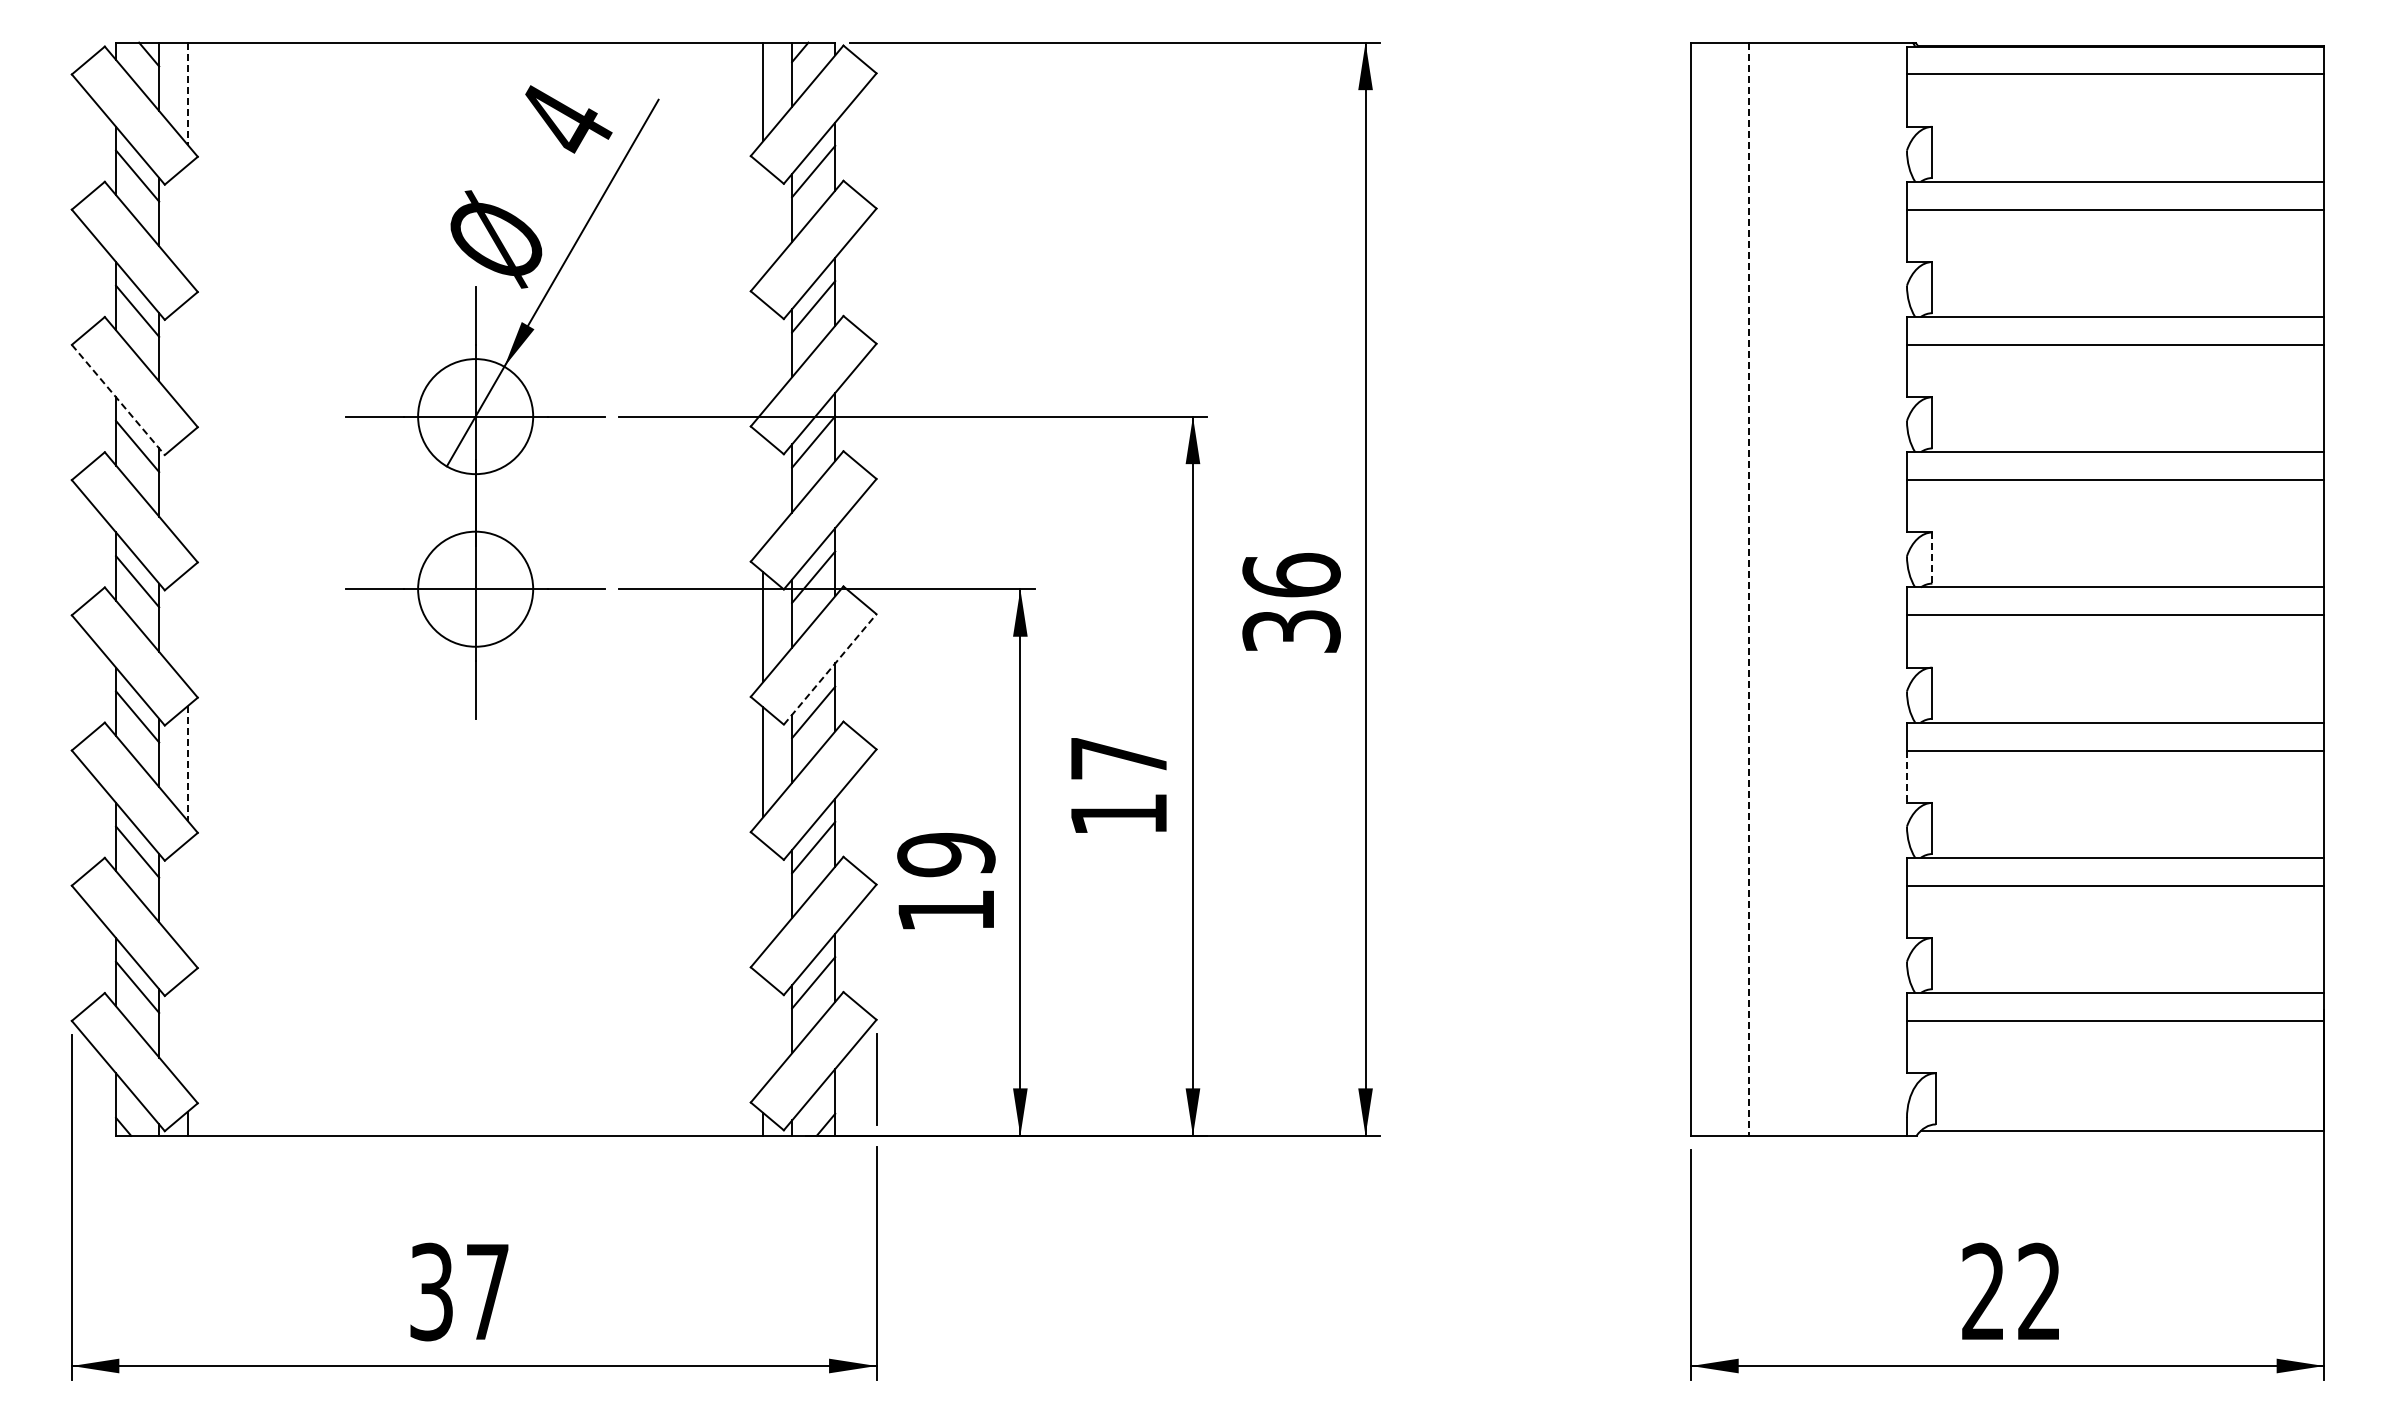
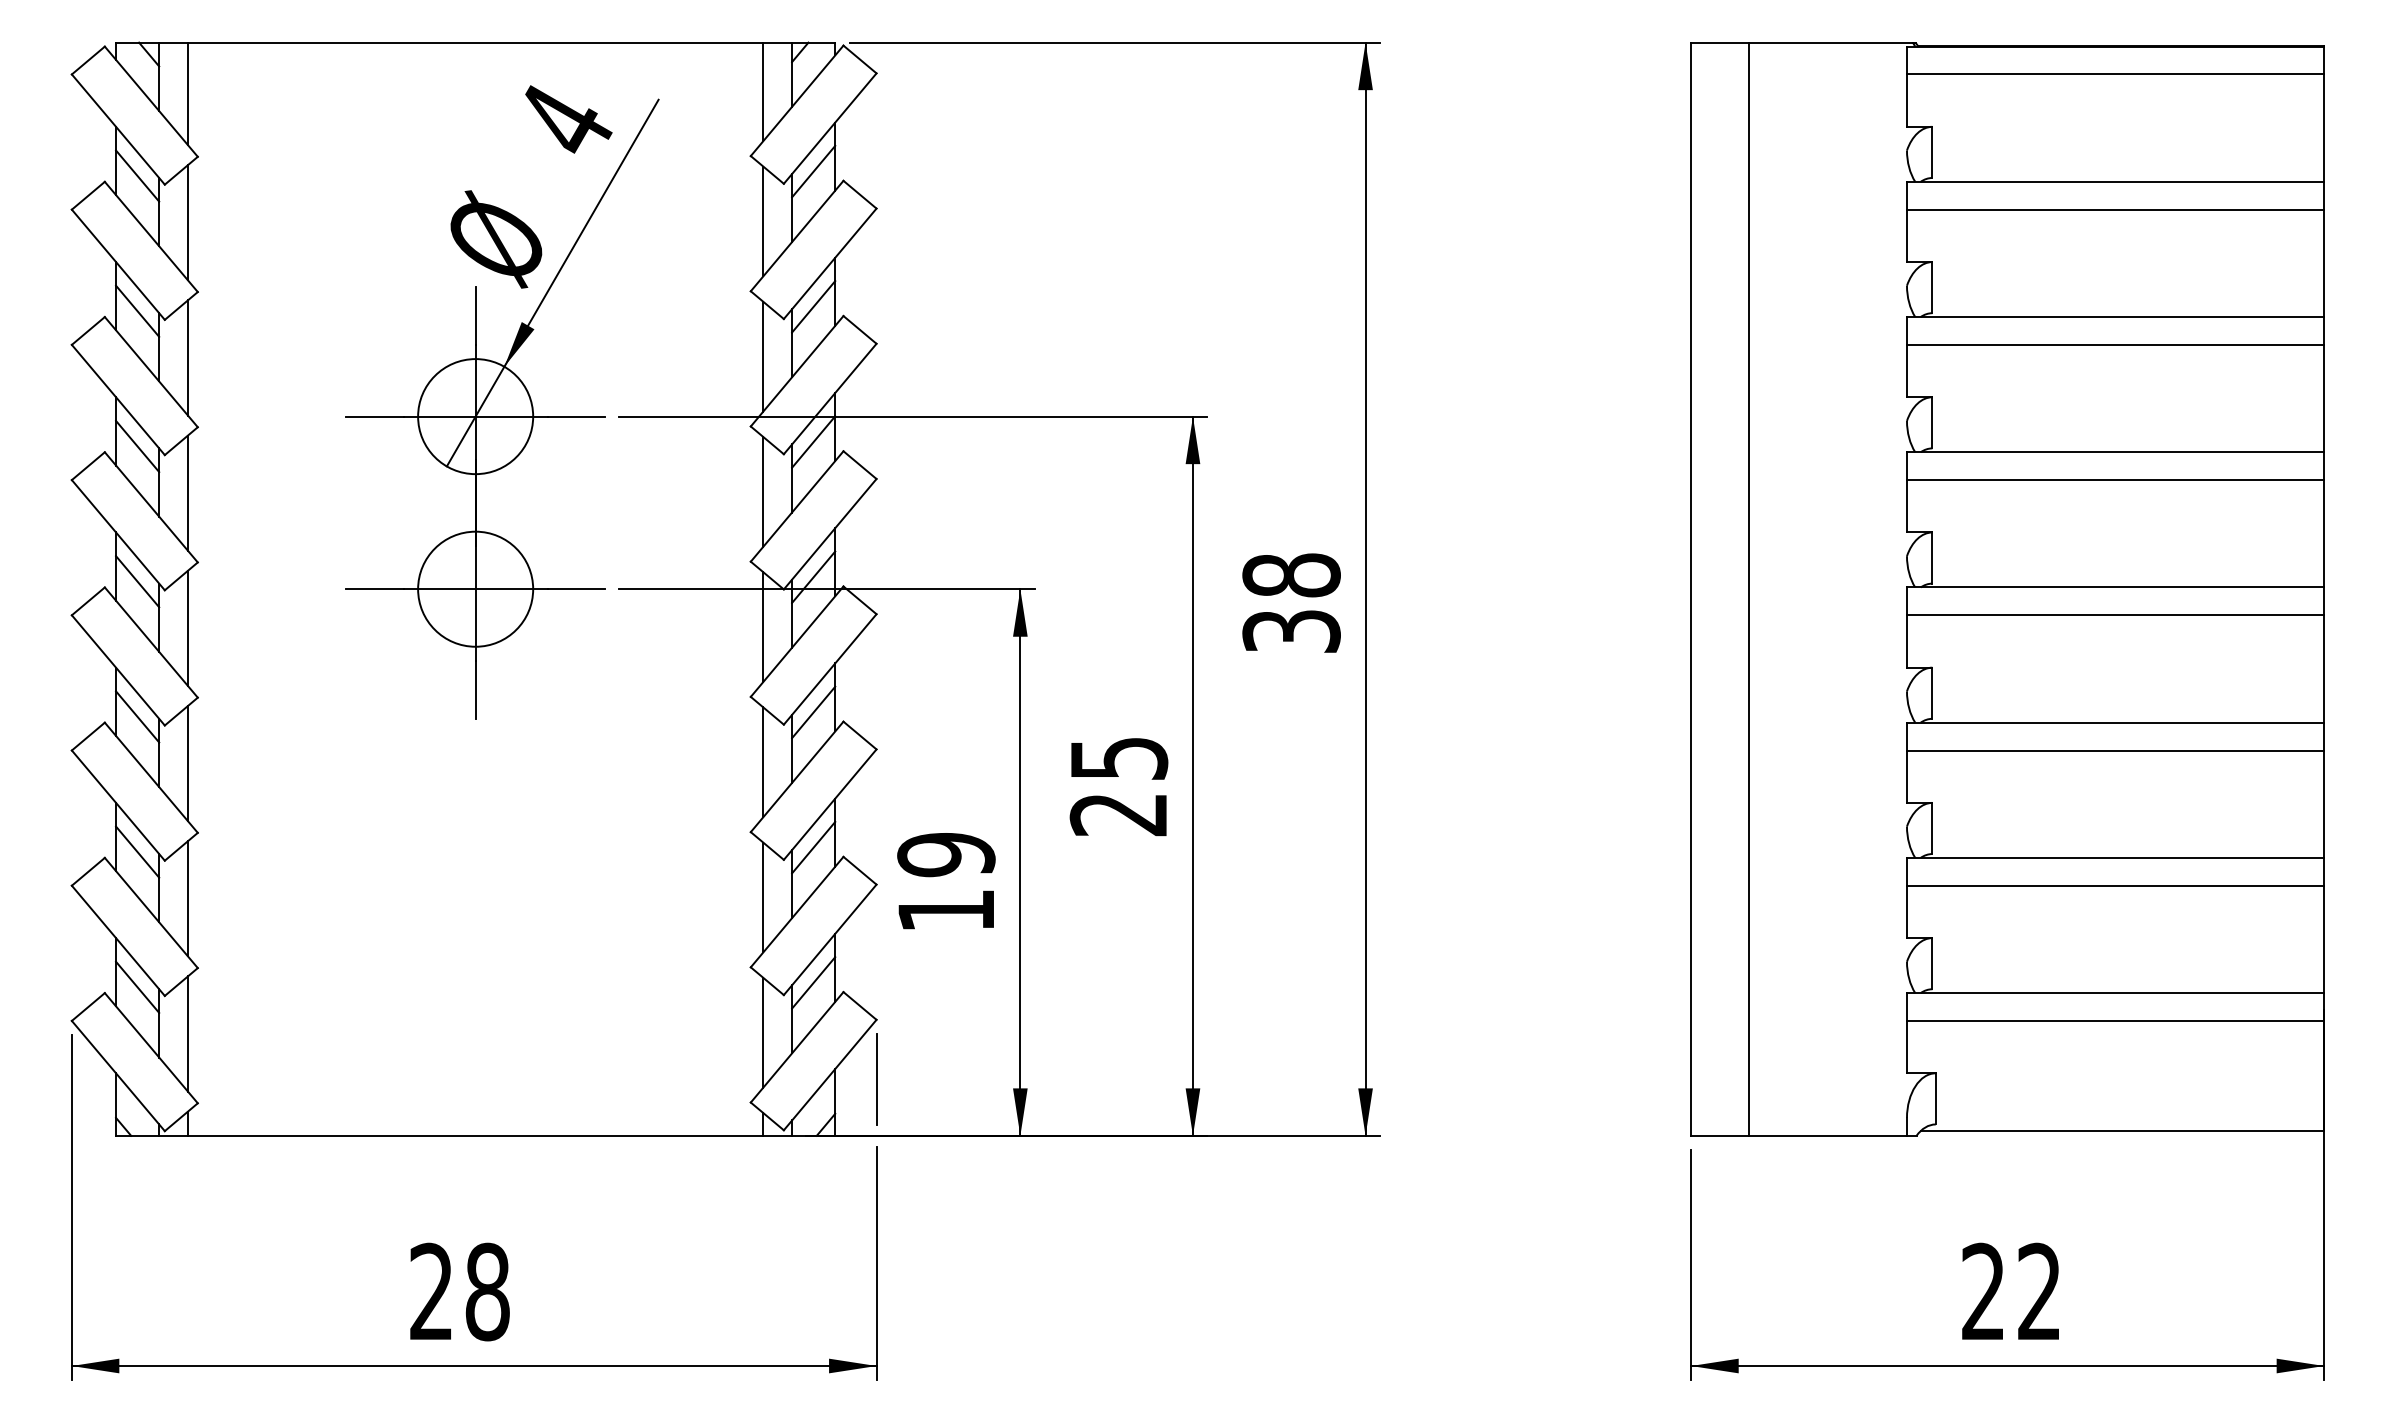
line: dashed -> solid (187, 94)
line: none -> present (763, 221)
line: none -> present (187, 222)
line: none -> present (763, 356)
line: none -> present (187, 357)
line: dashed -> solid (118, 400)
line: none -> present (763, 491)
line: none -> present (187, 492)
line: dashed -> solid (1932, 558)
text: 36 -> 38 (1291, 575)
line: dashed -> solid (1748, 589)
line: none -> present (187, 628)
line: dashed -> solid (830, 669)
line: dashed -> solid (187, 763)
line: dashed -> solid (1906, 777)
text: 17 -> 25 (1118, 787)
line: none -> present (763, 897)
line: none -> present (187, 898)
line: none -> present (763, 1032)
line: none -> present (187, 1033)
text: 37 -> 28 (459, 1291)
